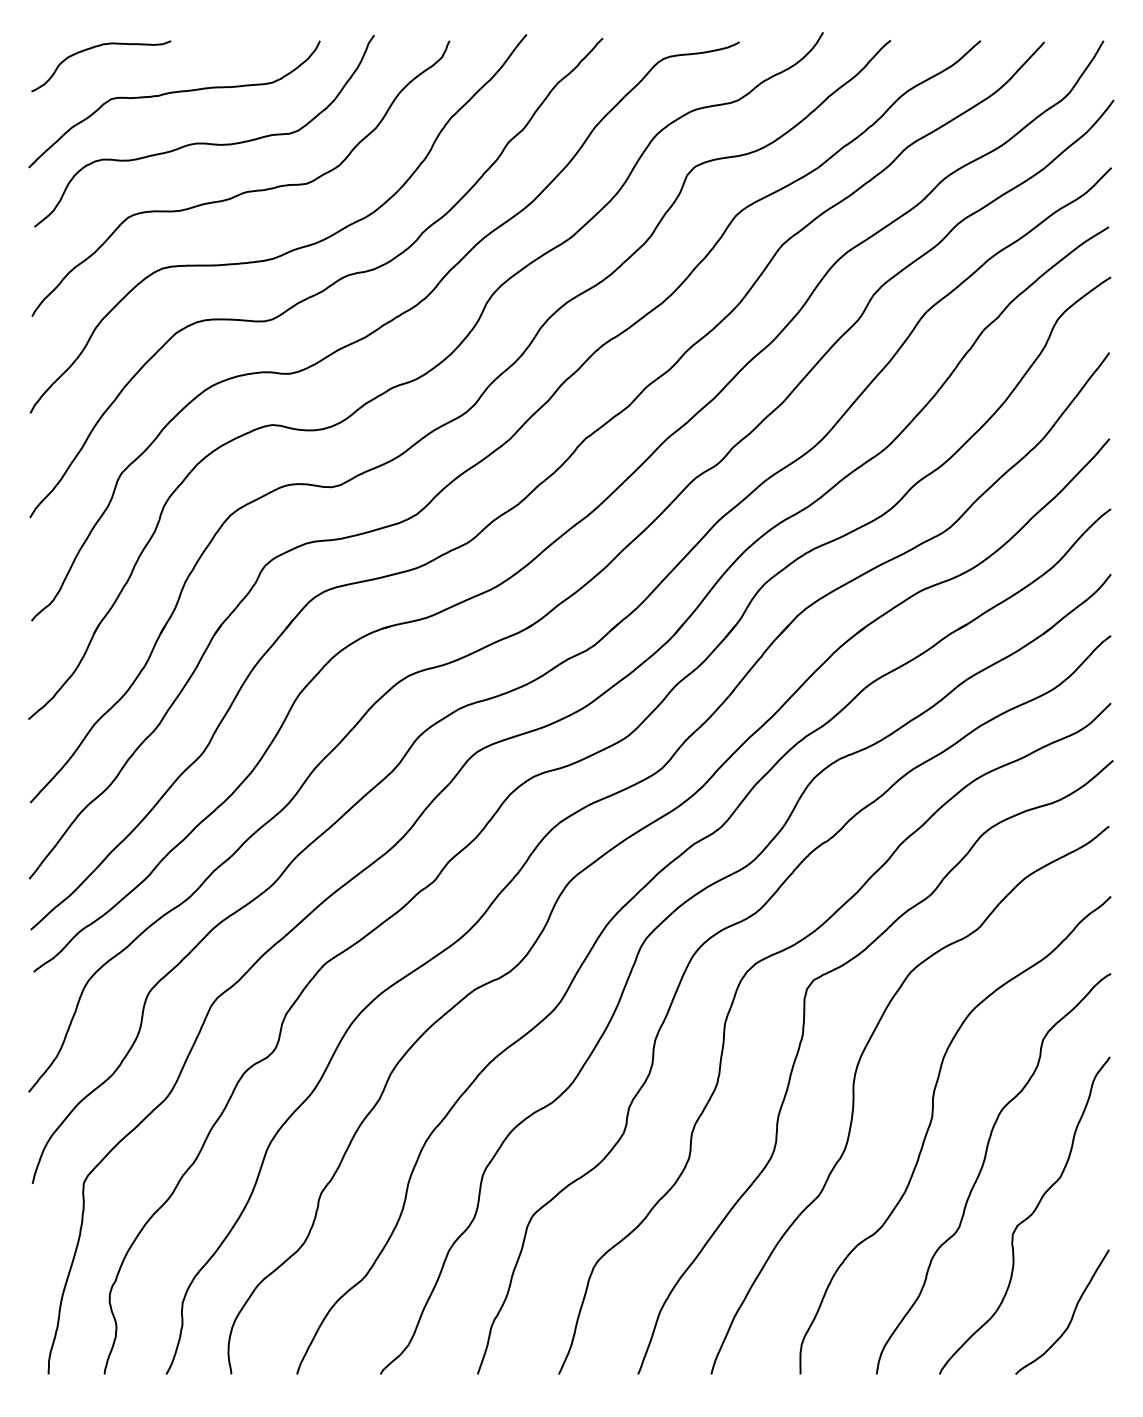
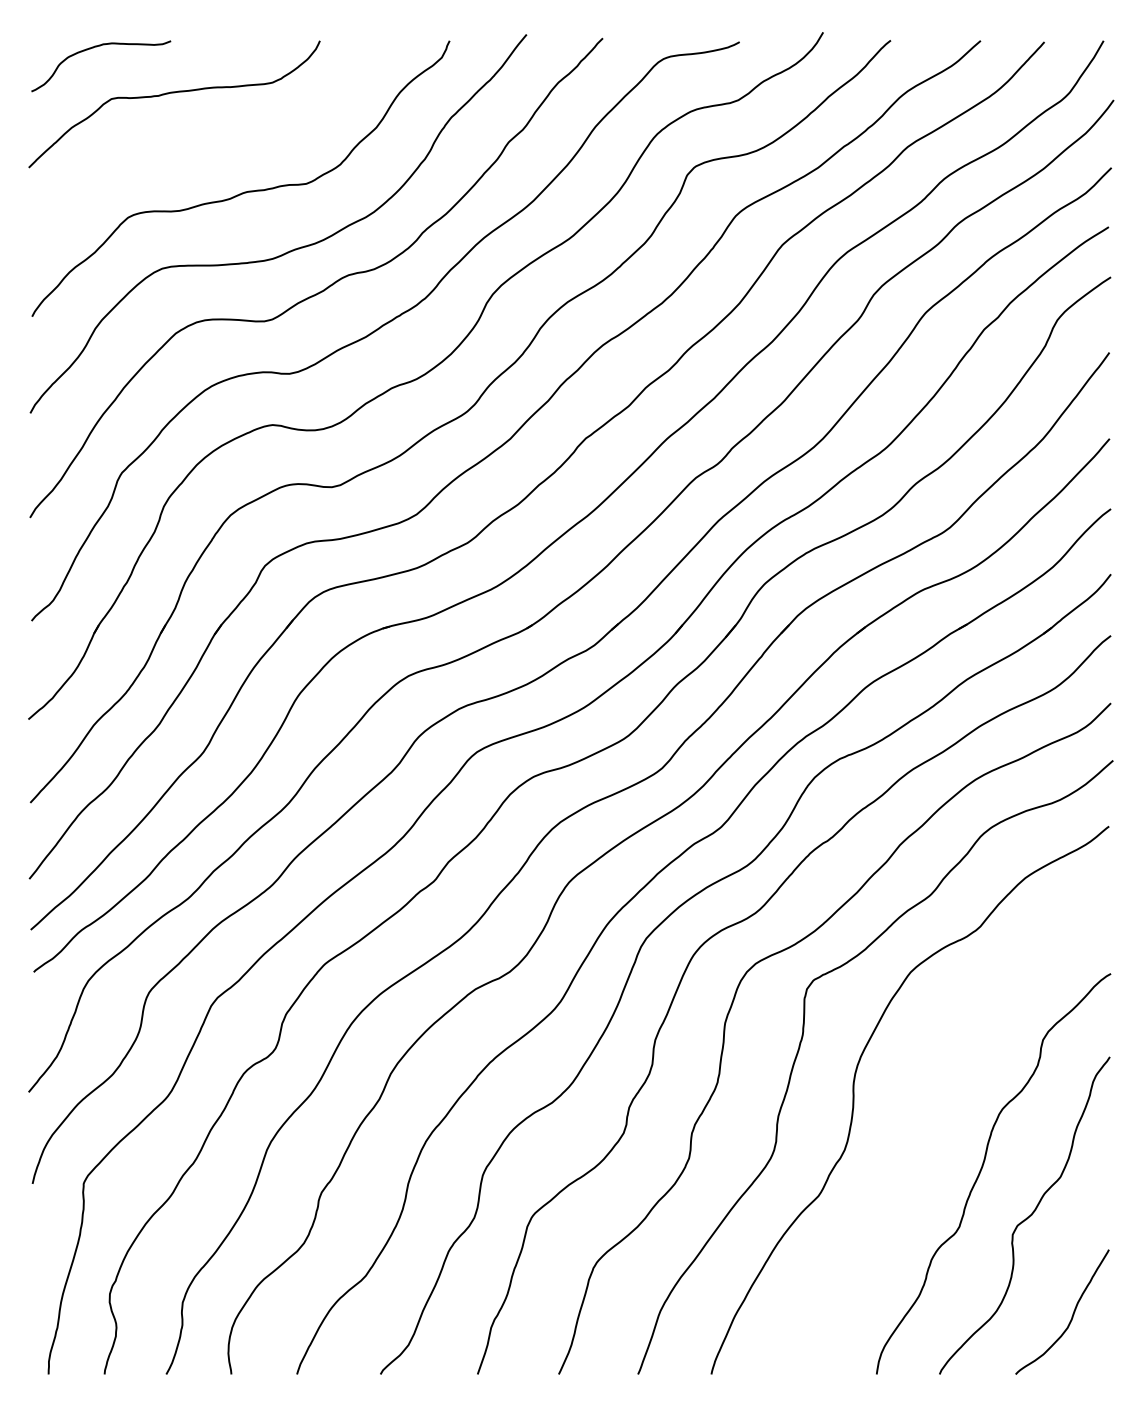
curve: present -> none (204, 142)
curve: present -> none (930, 1126)
